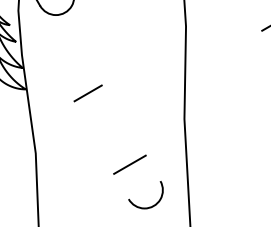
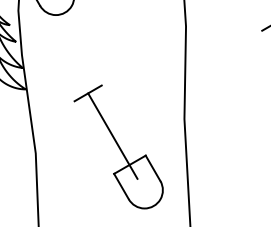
line: none -> present (112, 135)
line: none -> present (152, 168)
line: none -> present (121, 186)
